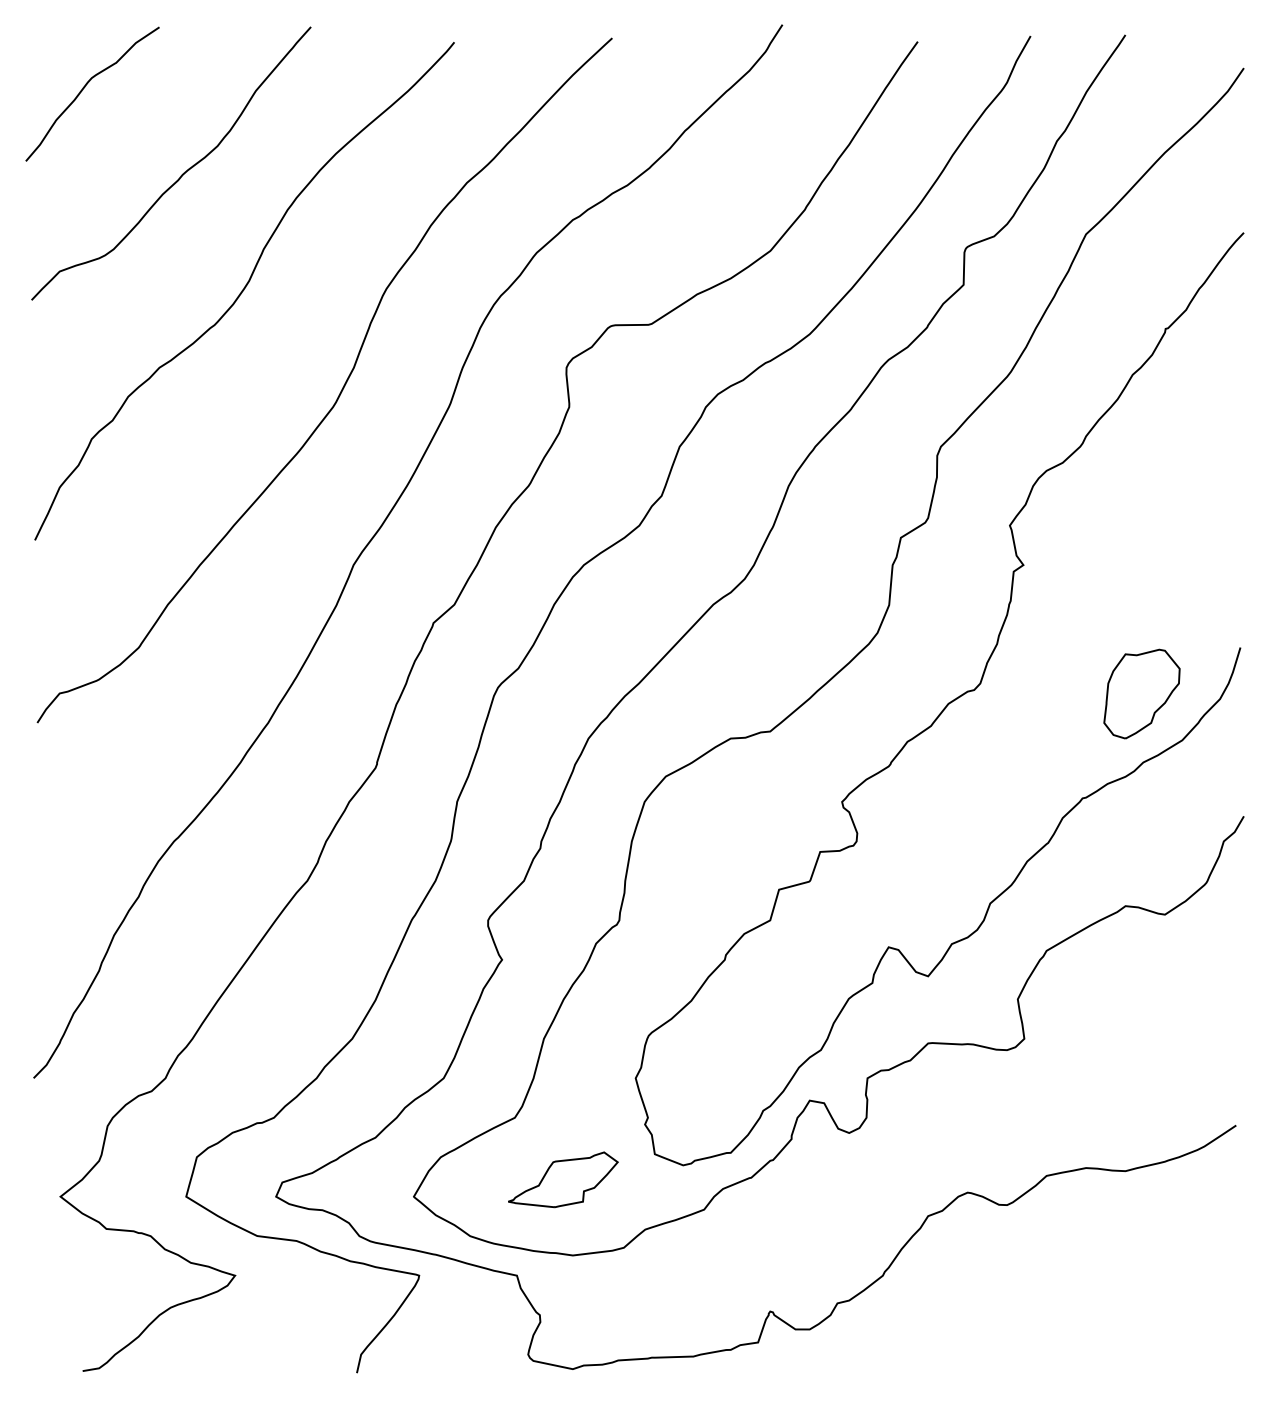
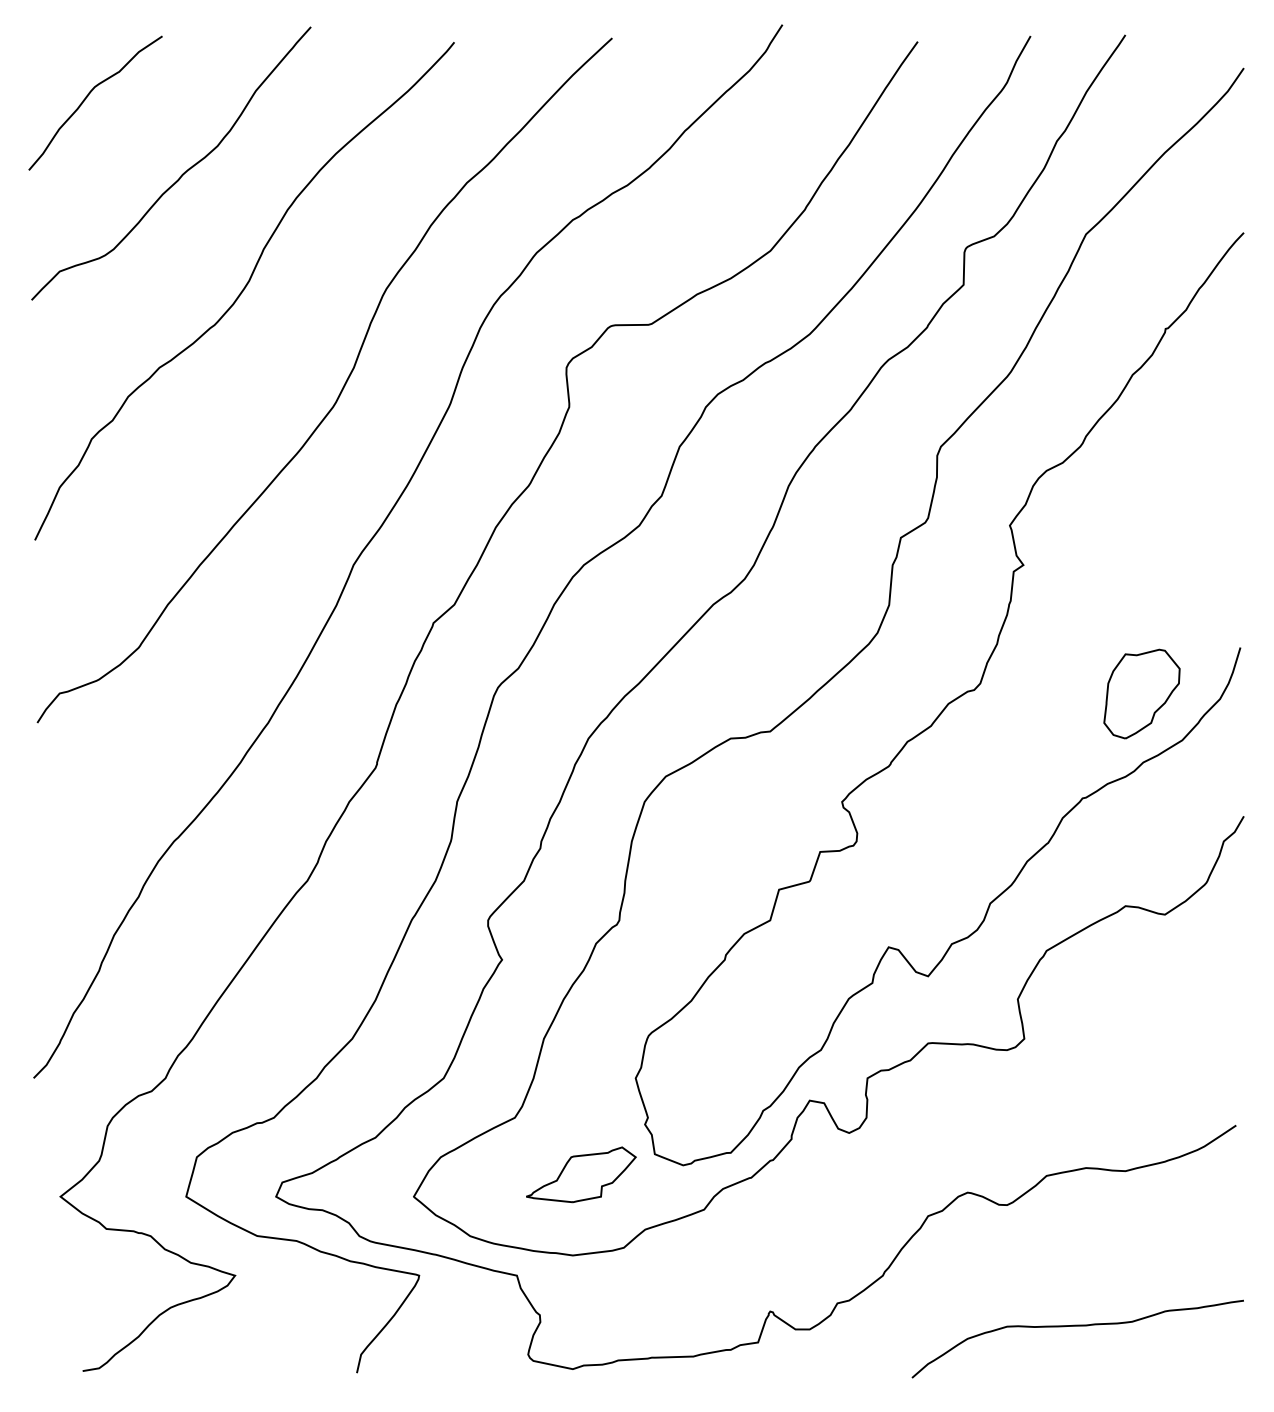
curve position: (85, 87) -> (88, 96) (88, 96)
part position: (563, 1179) -> (581, 1174) (581, 1174)
curve: none -> present (1077, 1326)
